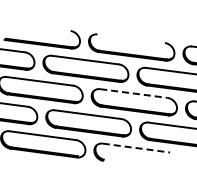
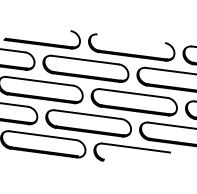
line: dashed -> solid (133, 93)
line: dashed -> solid (136, 148)
